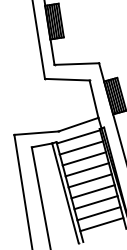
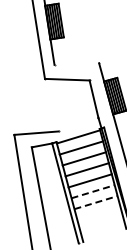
line: present -> none (76, 63)
line: present -> none (78, 124)
line: solid -> dashed (93, 191)
line: solid -> dashed (96, 202)
line: present -> none (98, 213)
line: present -> none (101, 224)
